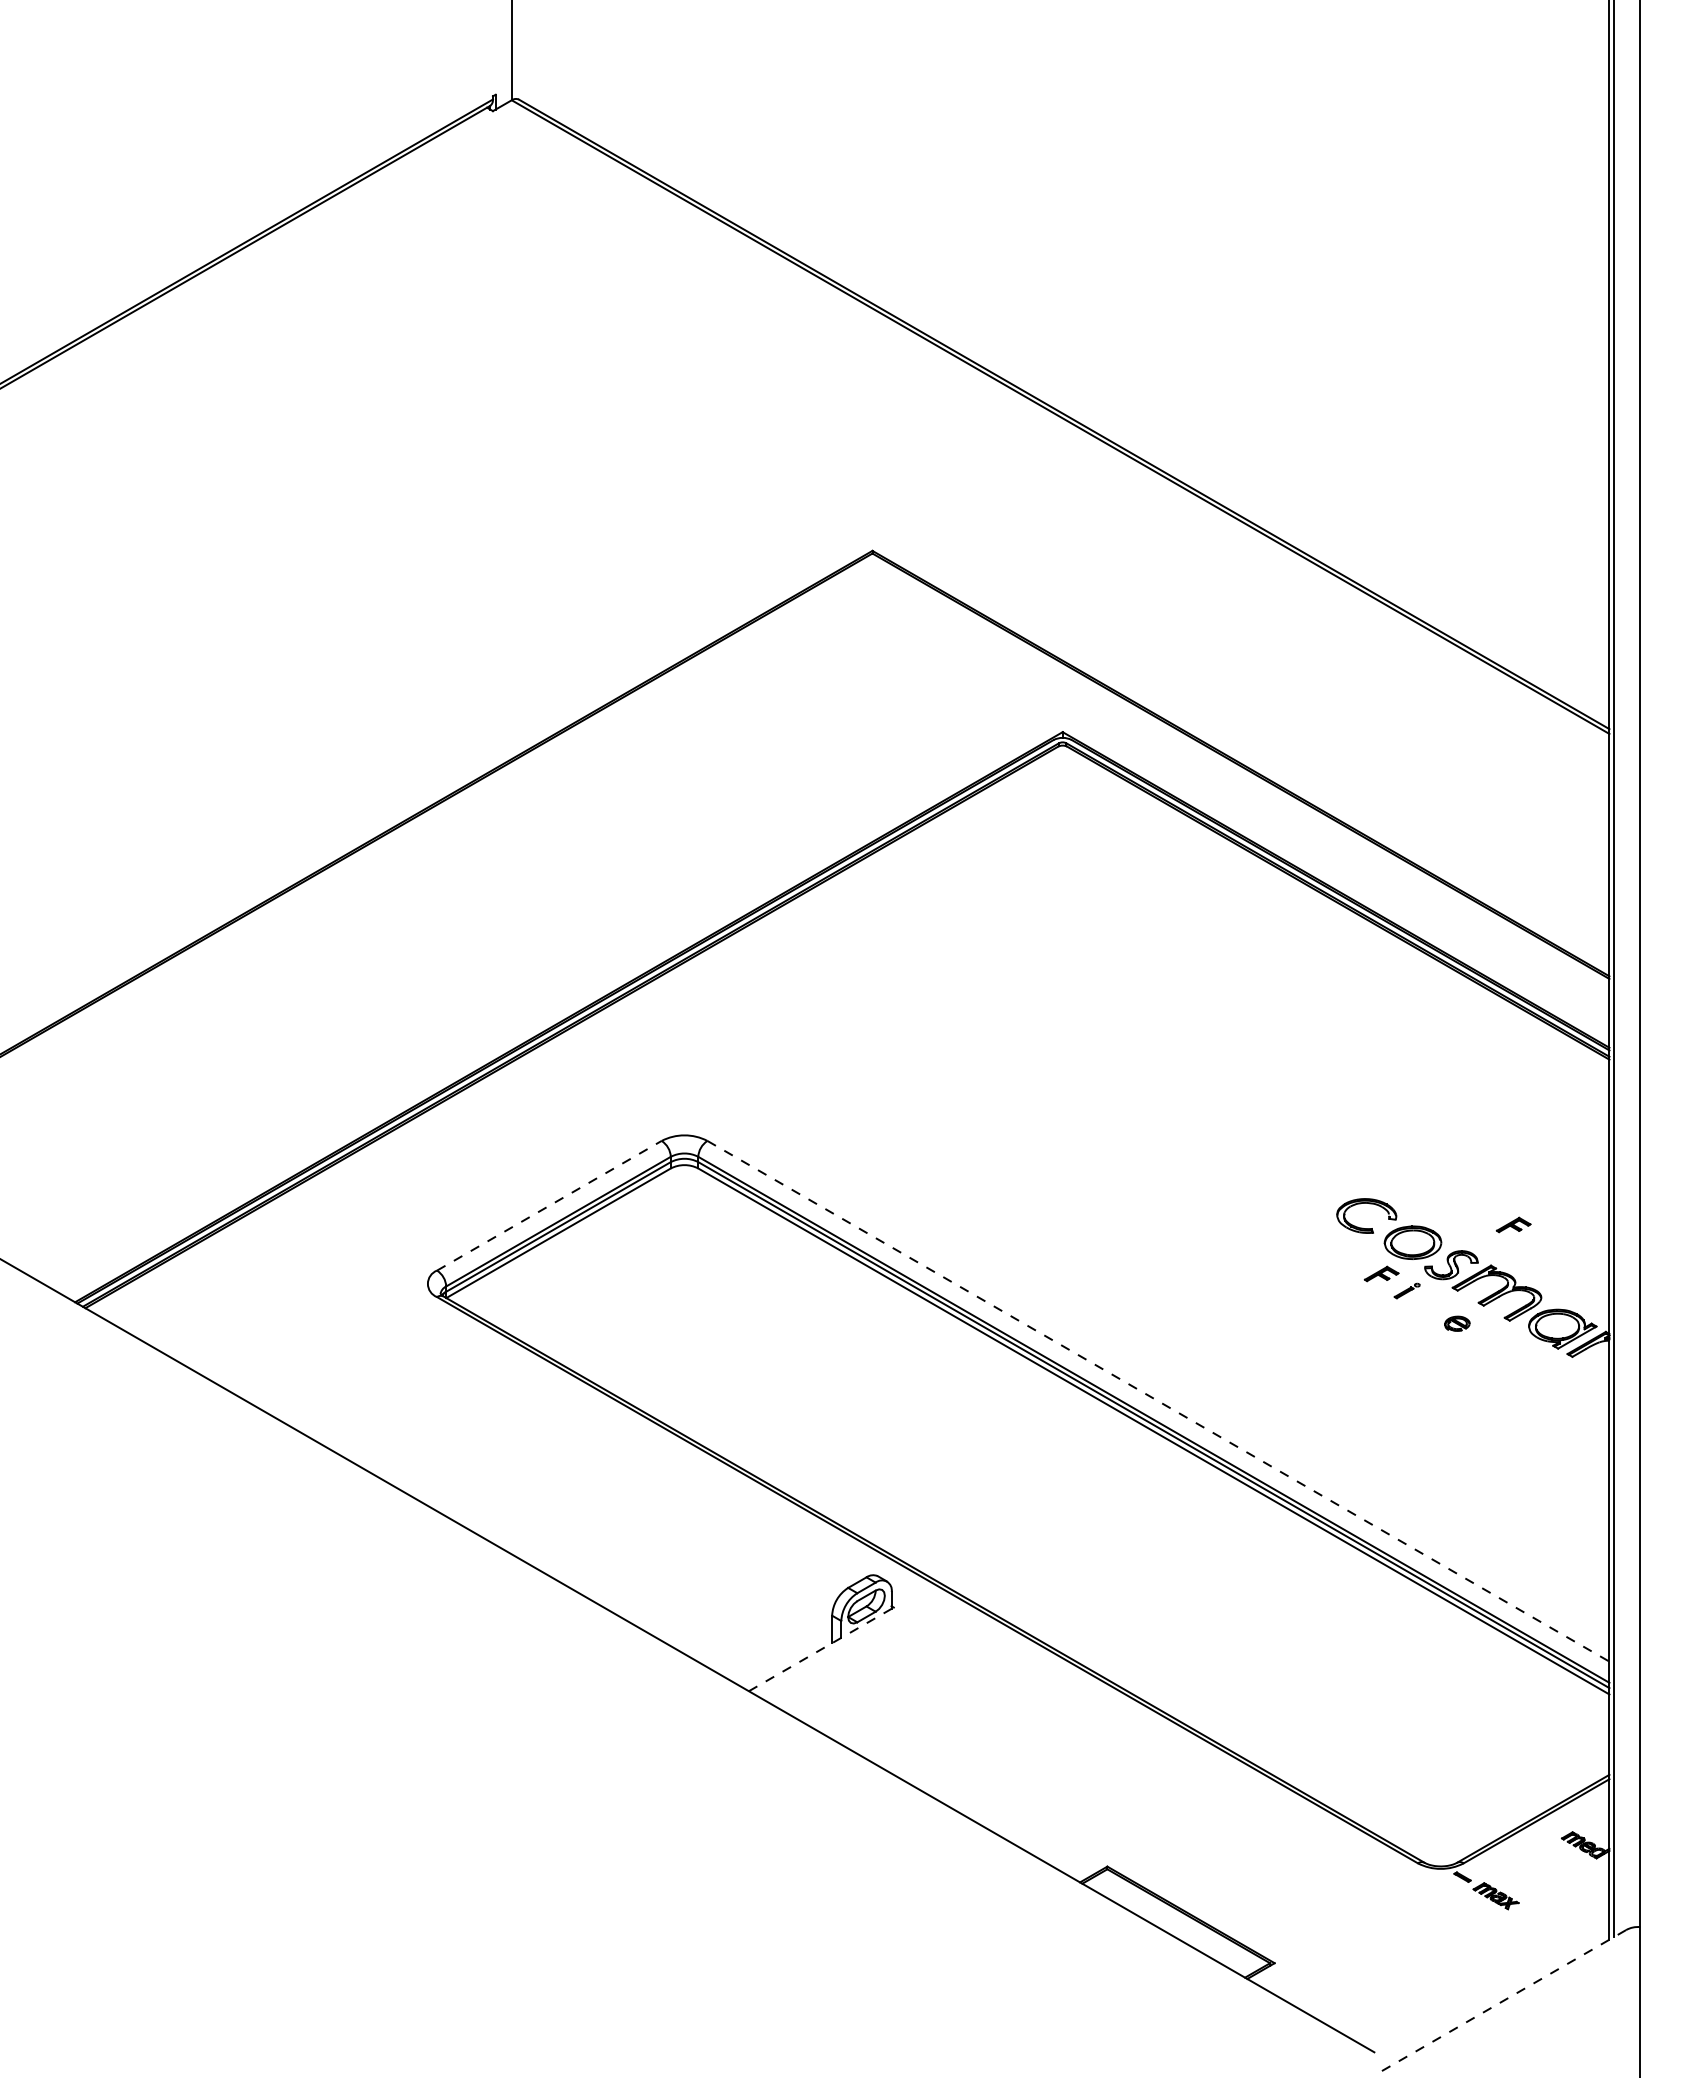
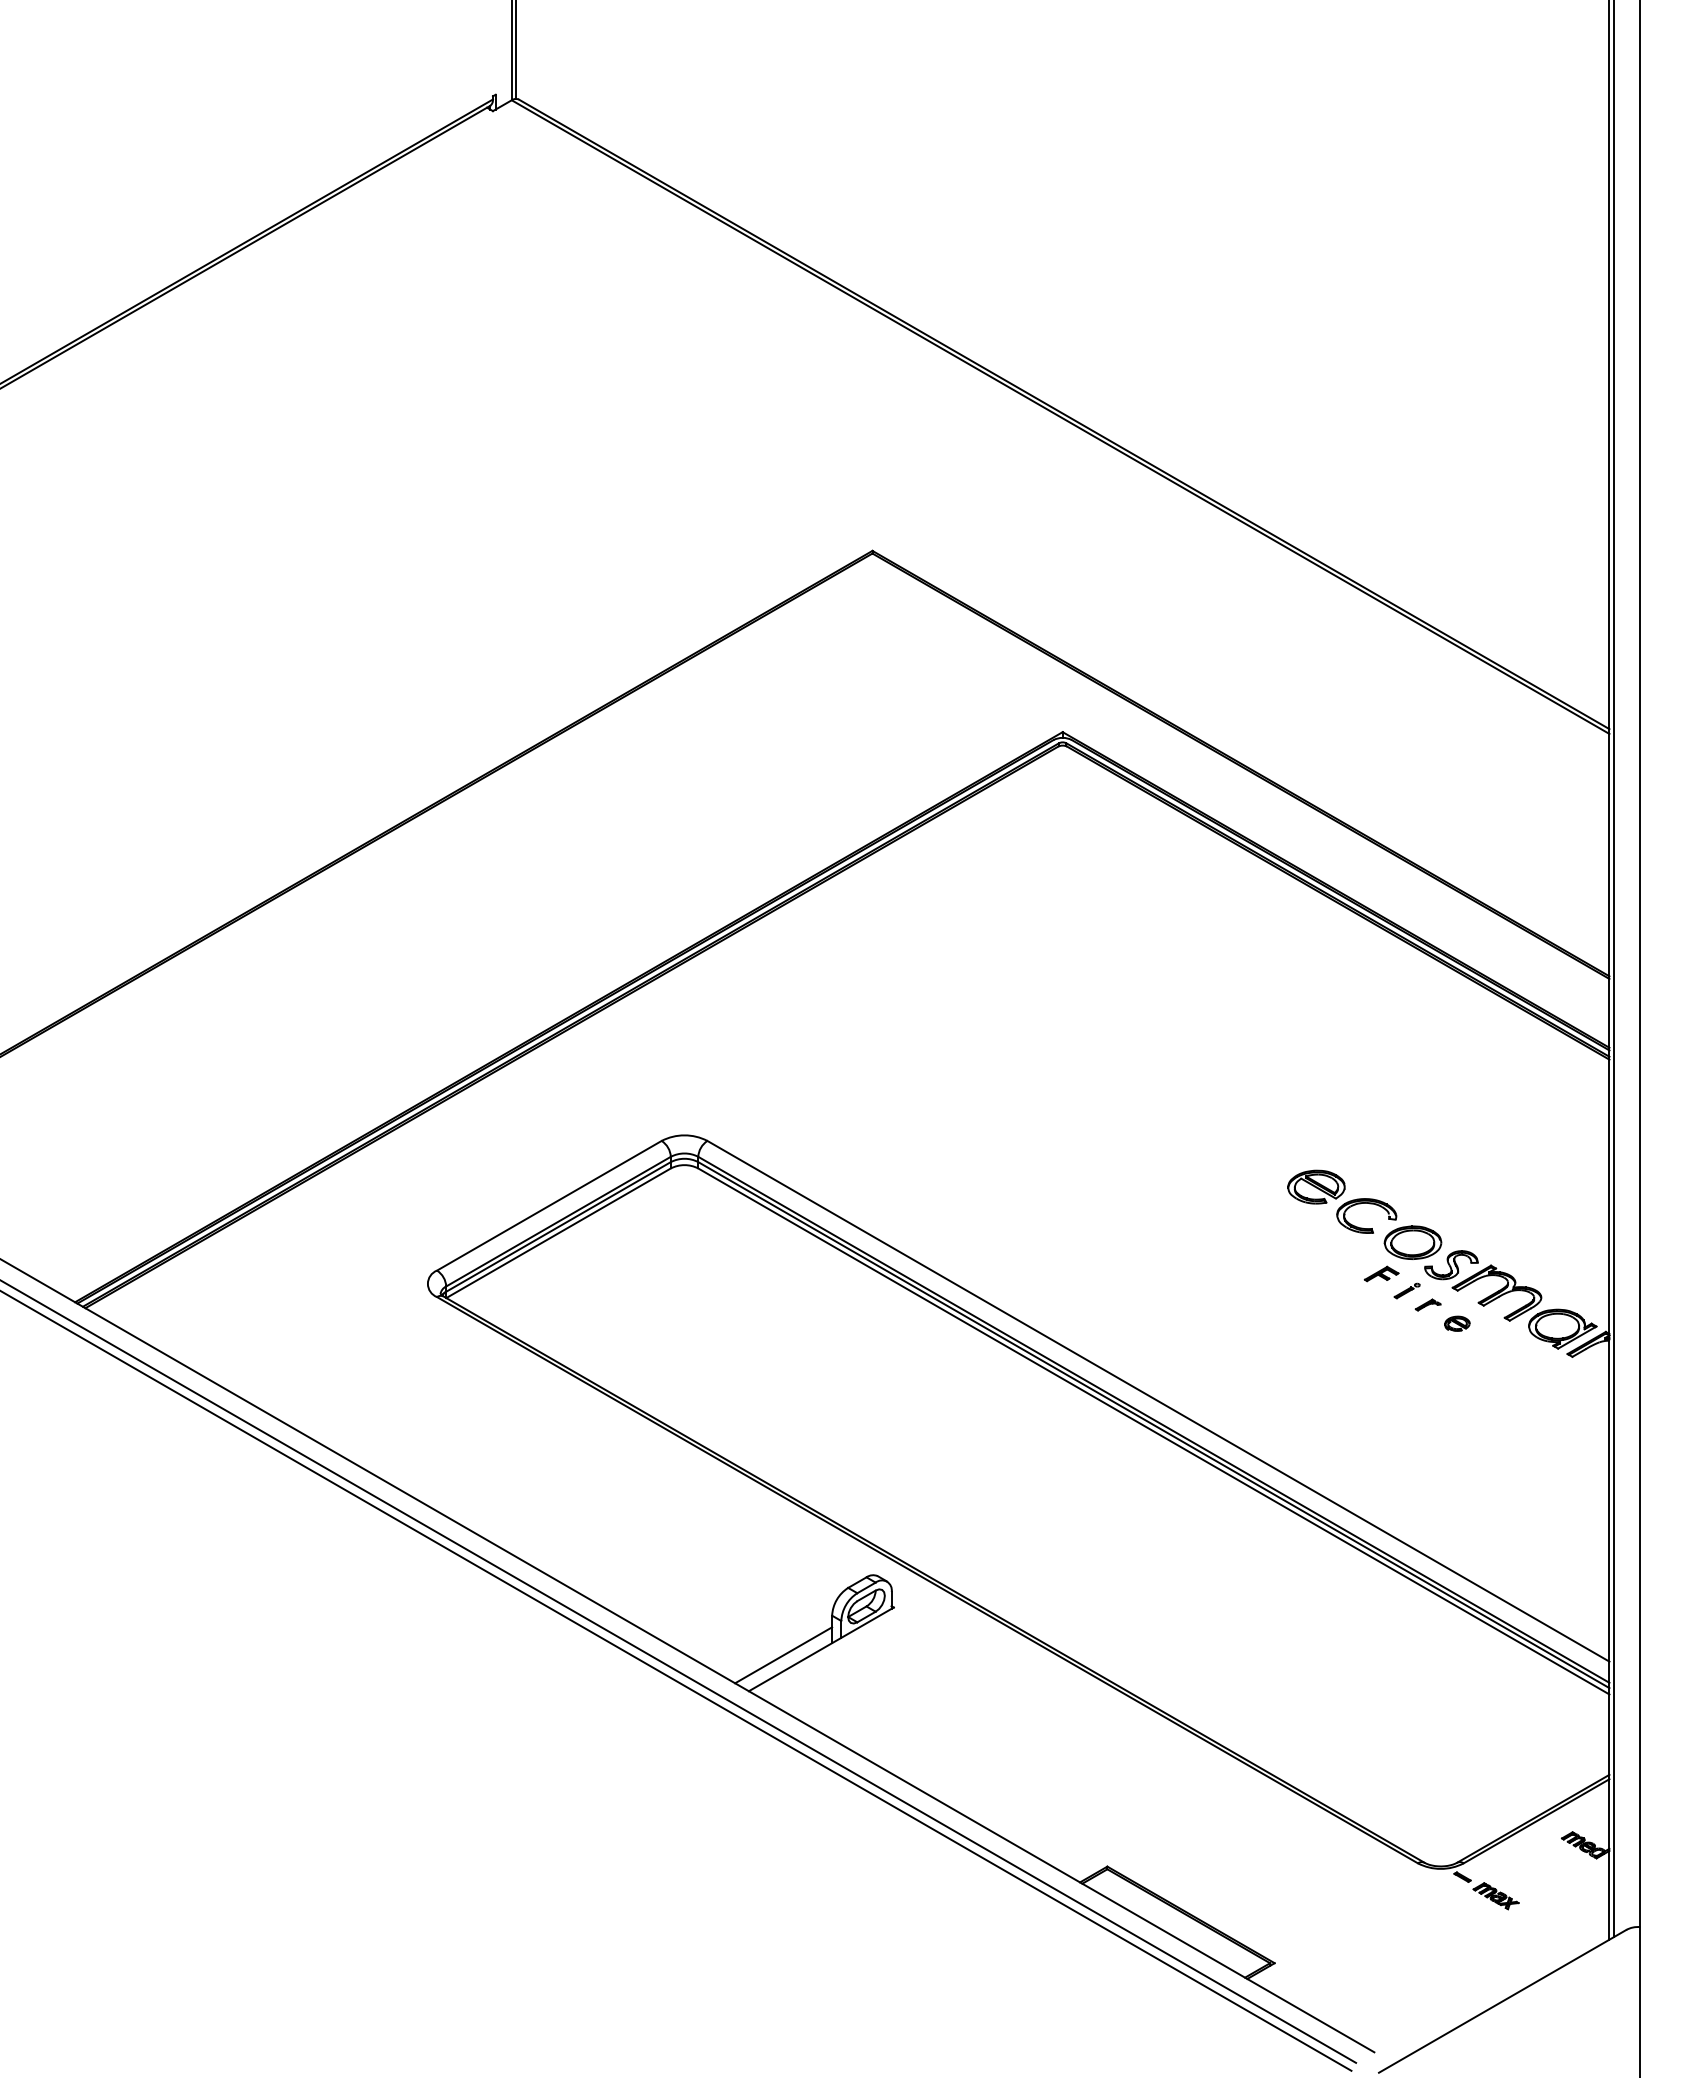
line: none -> present (515, 50)
part: none -> present (1316, 1186)
line: dashed -> solid (549, 1205)
part: present -> none (1513, 1224)
part: none -> present (1427, 1304)
line: dashed -> solid (1158, 1401)
line: dashed -> solid (821, 1649)
line: none -> present (783, 1655)
line: none -> present (679, 1671)
line: none -> present (676, 1680)
line: dashed -> solid (1502, 2001)
